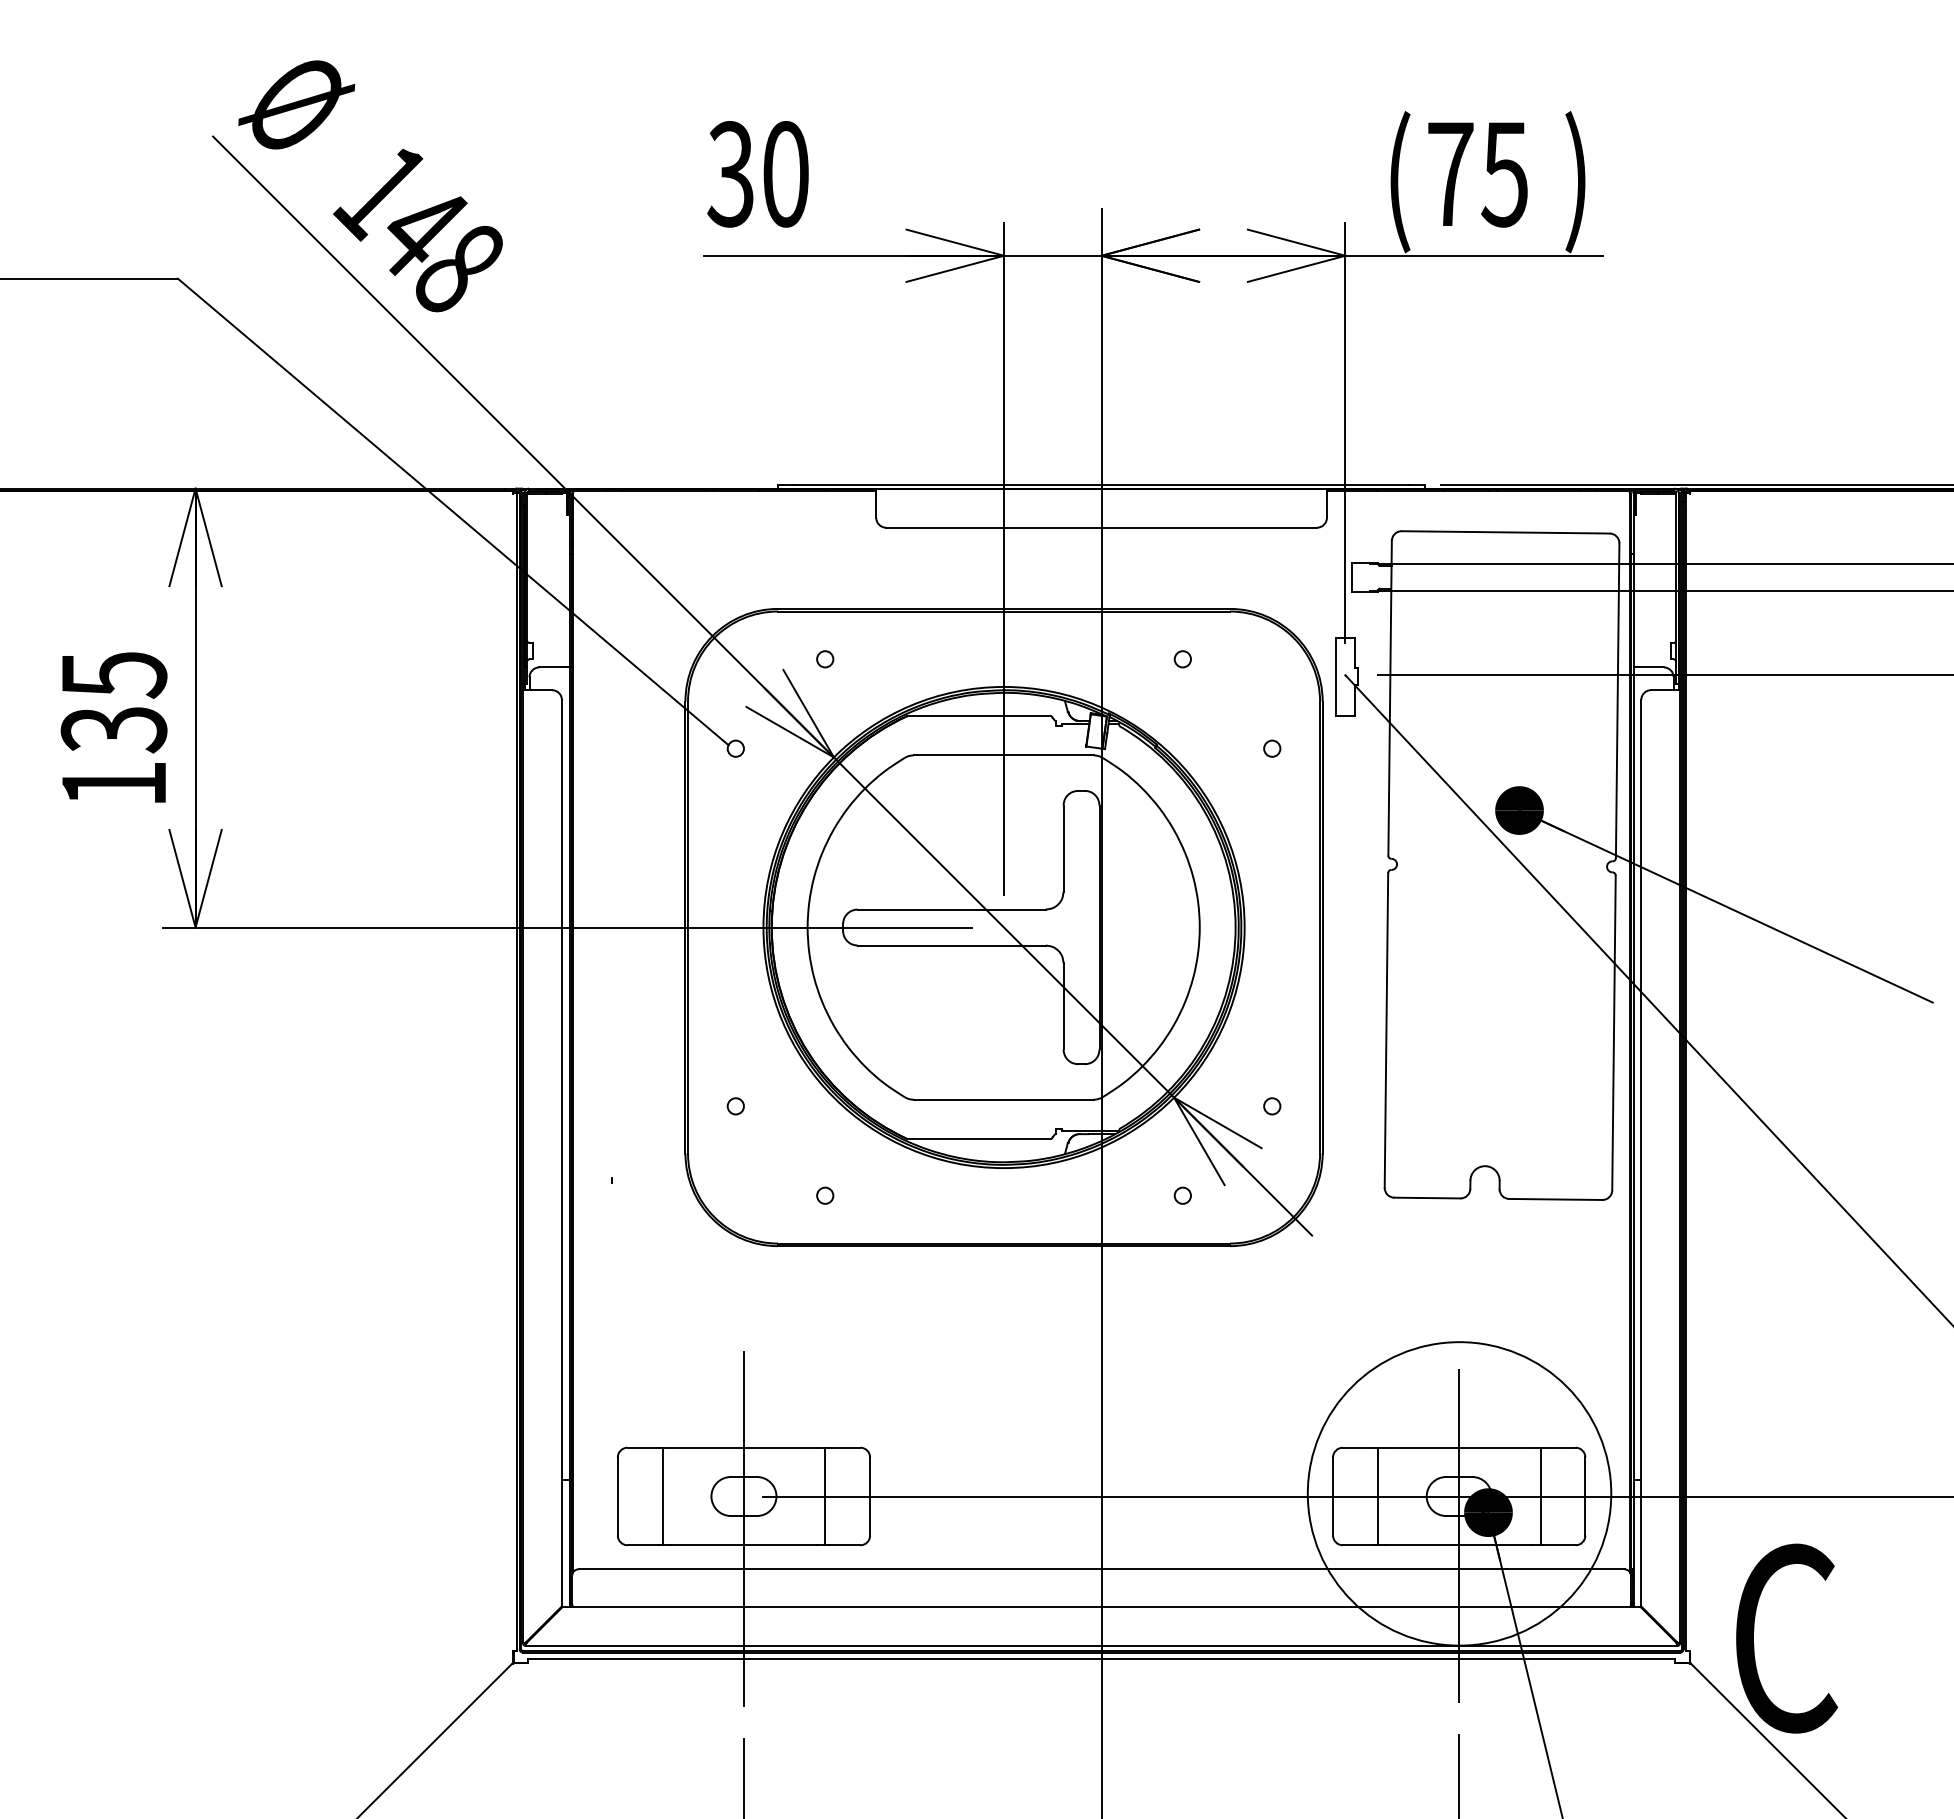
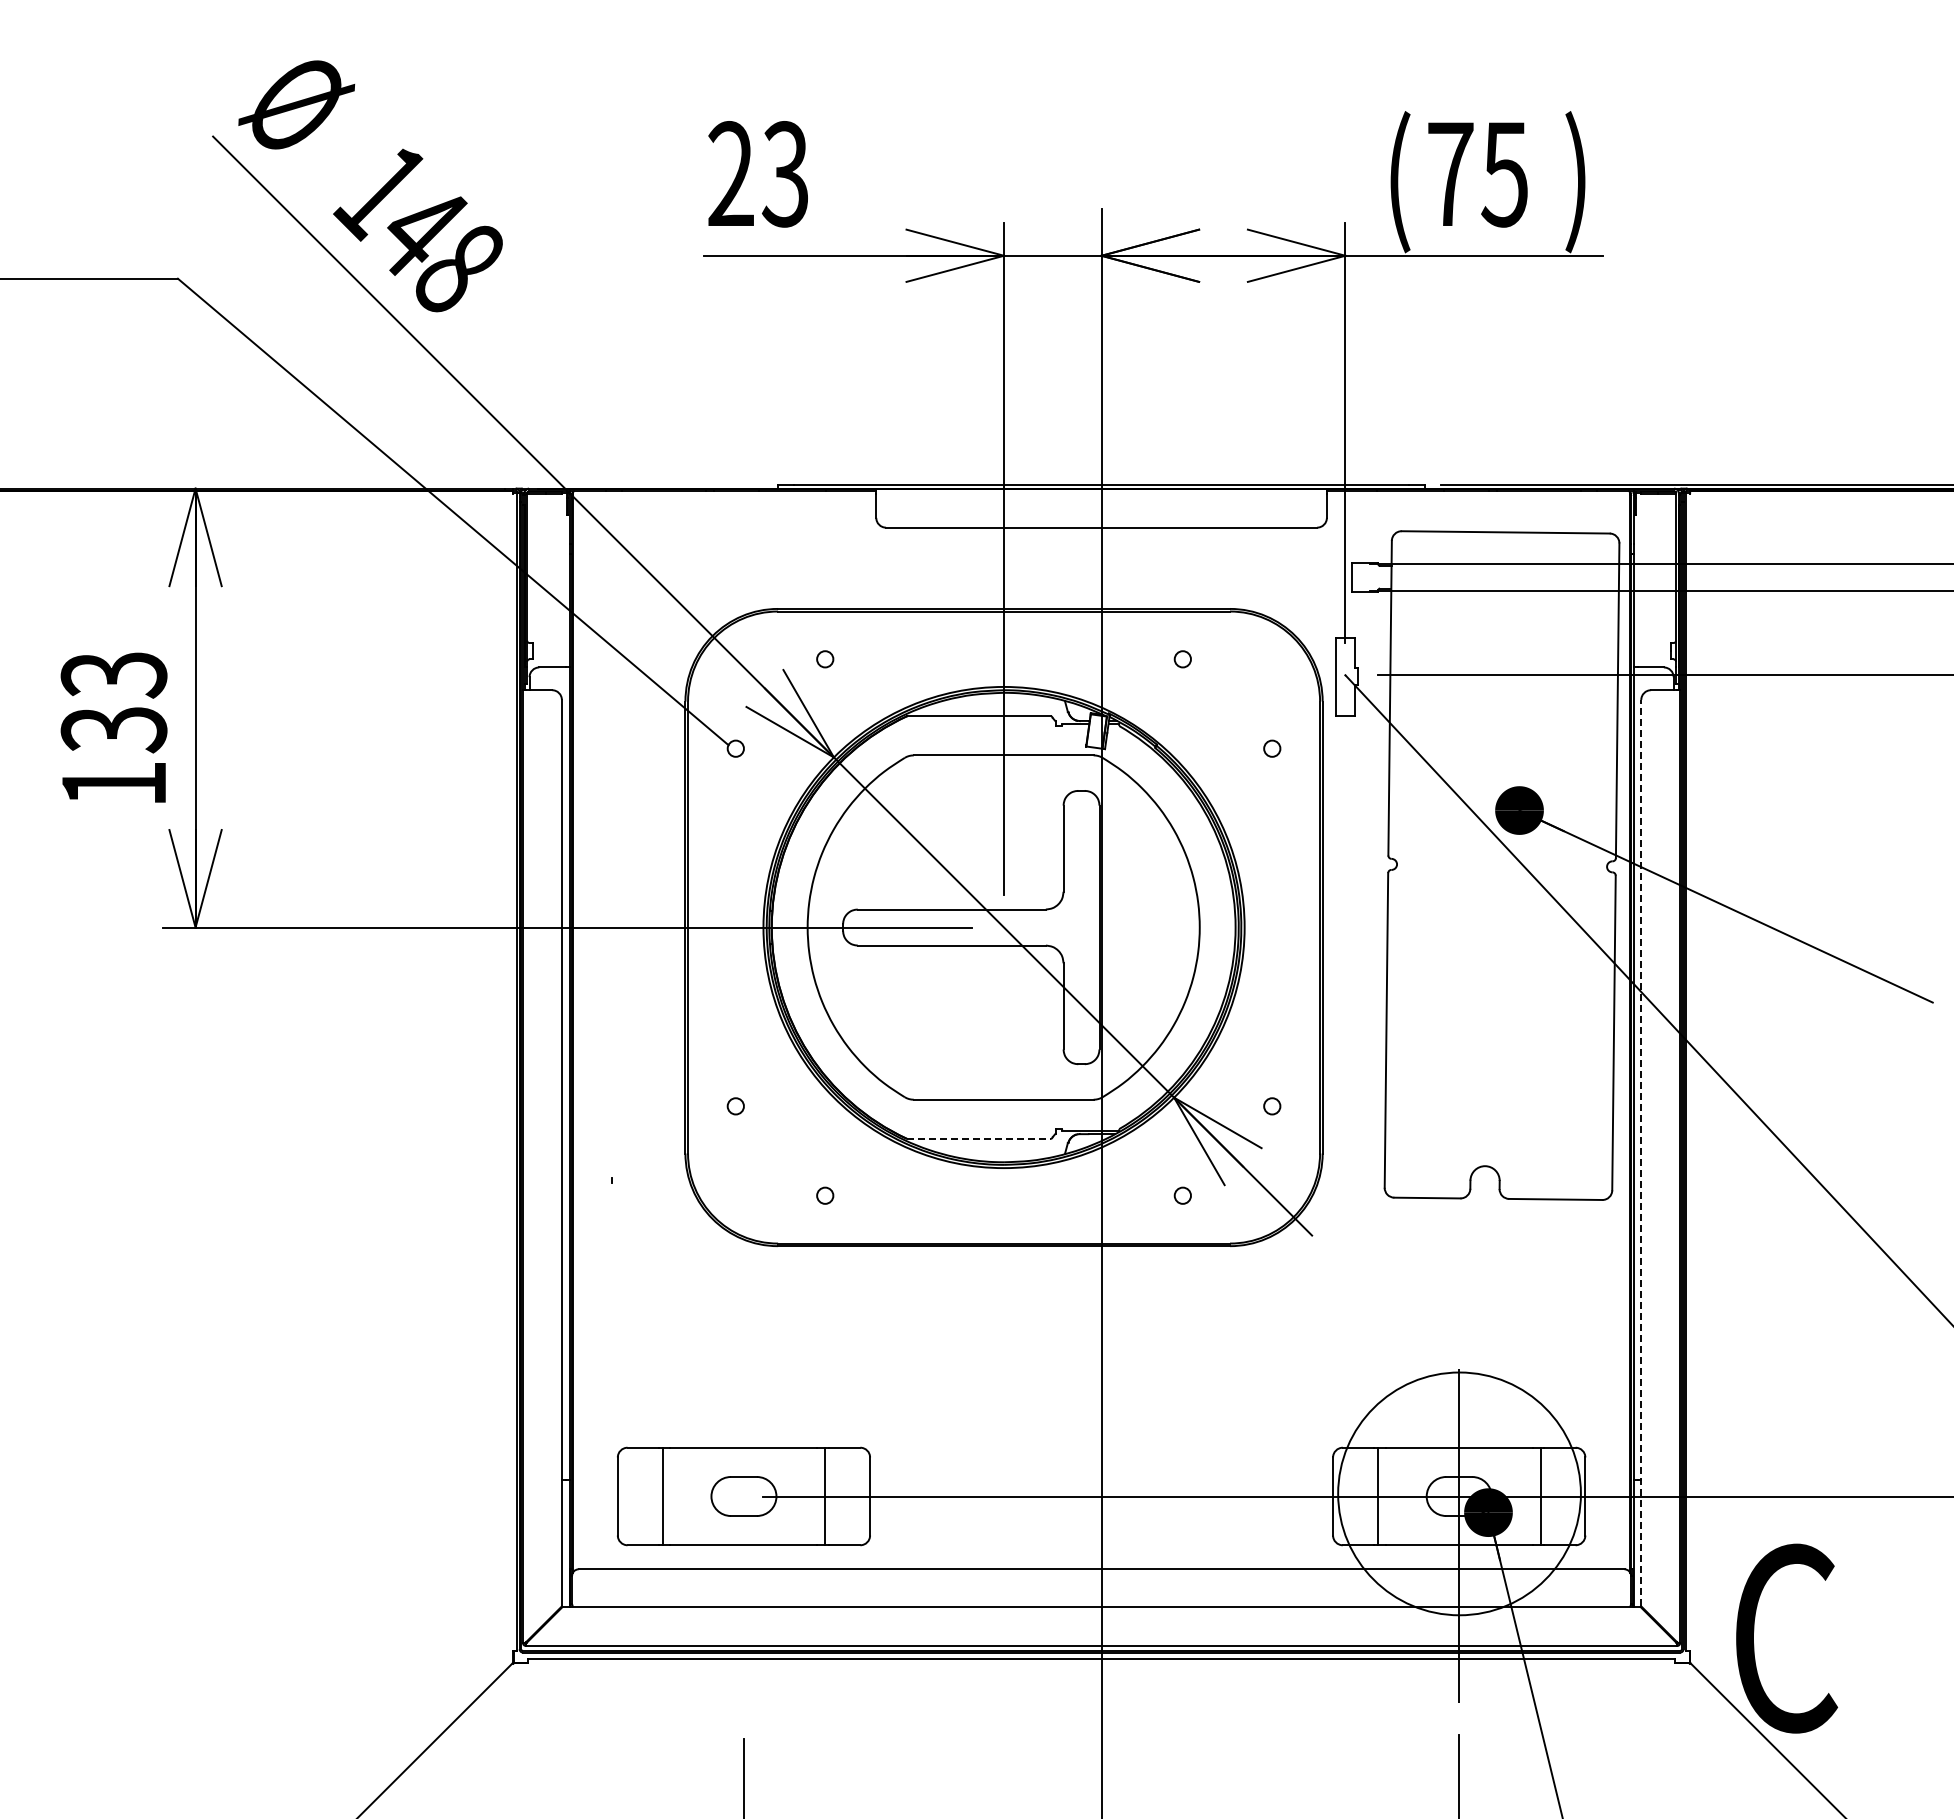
text: 30 -> 23 (757, 174)
text: 135 -> 133 (113, 675)
line: solid -> dashed (979, 1138)
line: solid -> dashed (1641, 1152)
circle diameter: 303 px -> 243 px (1459, 1493)
line: present -> none (743, 1528)
